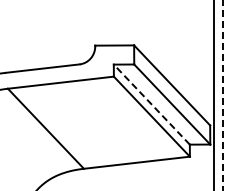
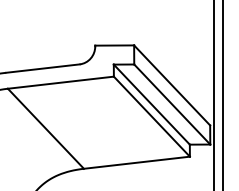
line: dashed -> solid (223, 95)
line: dashed -> solid (151, 104)
